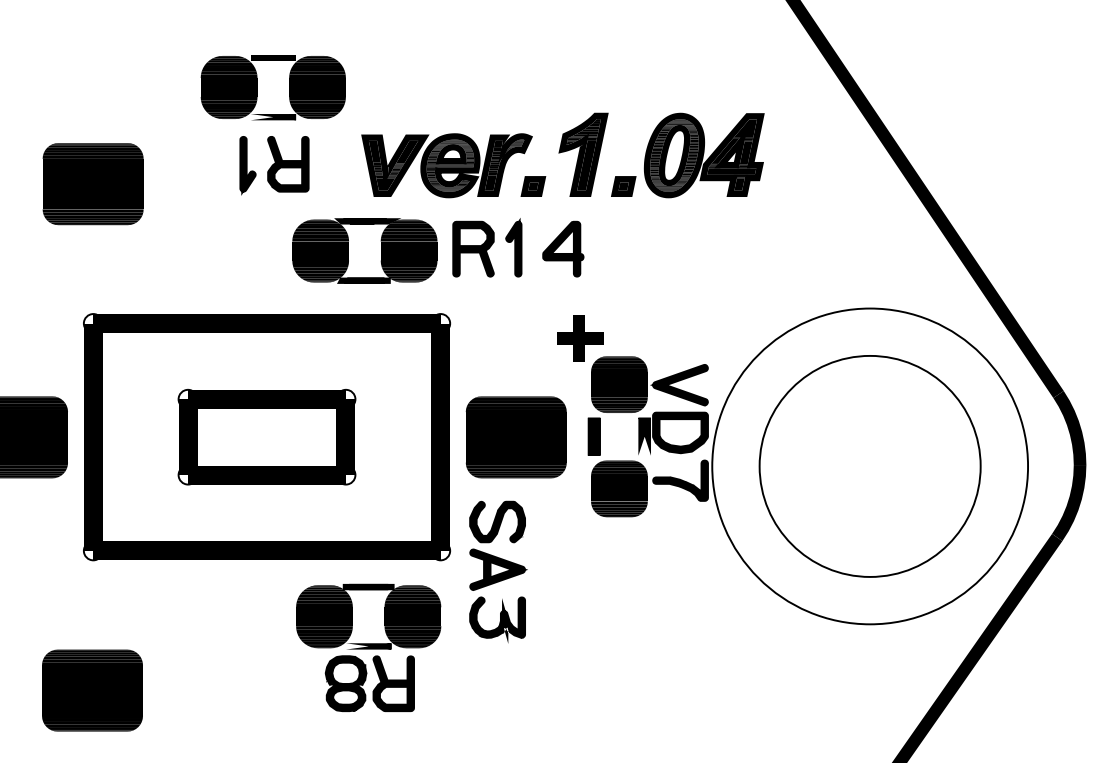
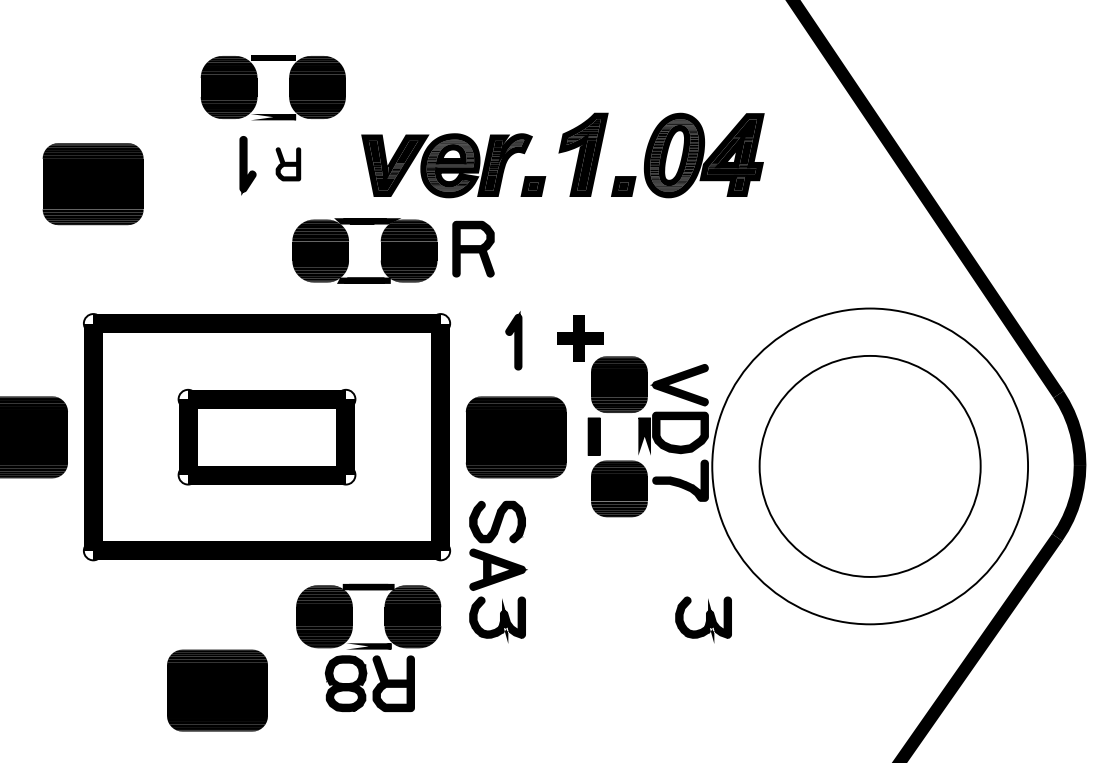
part size: 43x57 px -> 27x35 px (288, 164)
part position: (513, 247) -> (513, 340) (513, 340)
part: present -> none (563, 248)
part: none -> present (703, 619)
part position: (92, 690) -> (217, 690) (217, 690)
